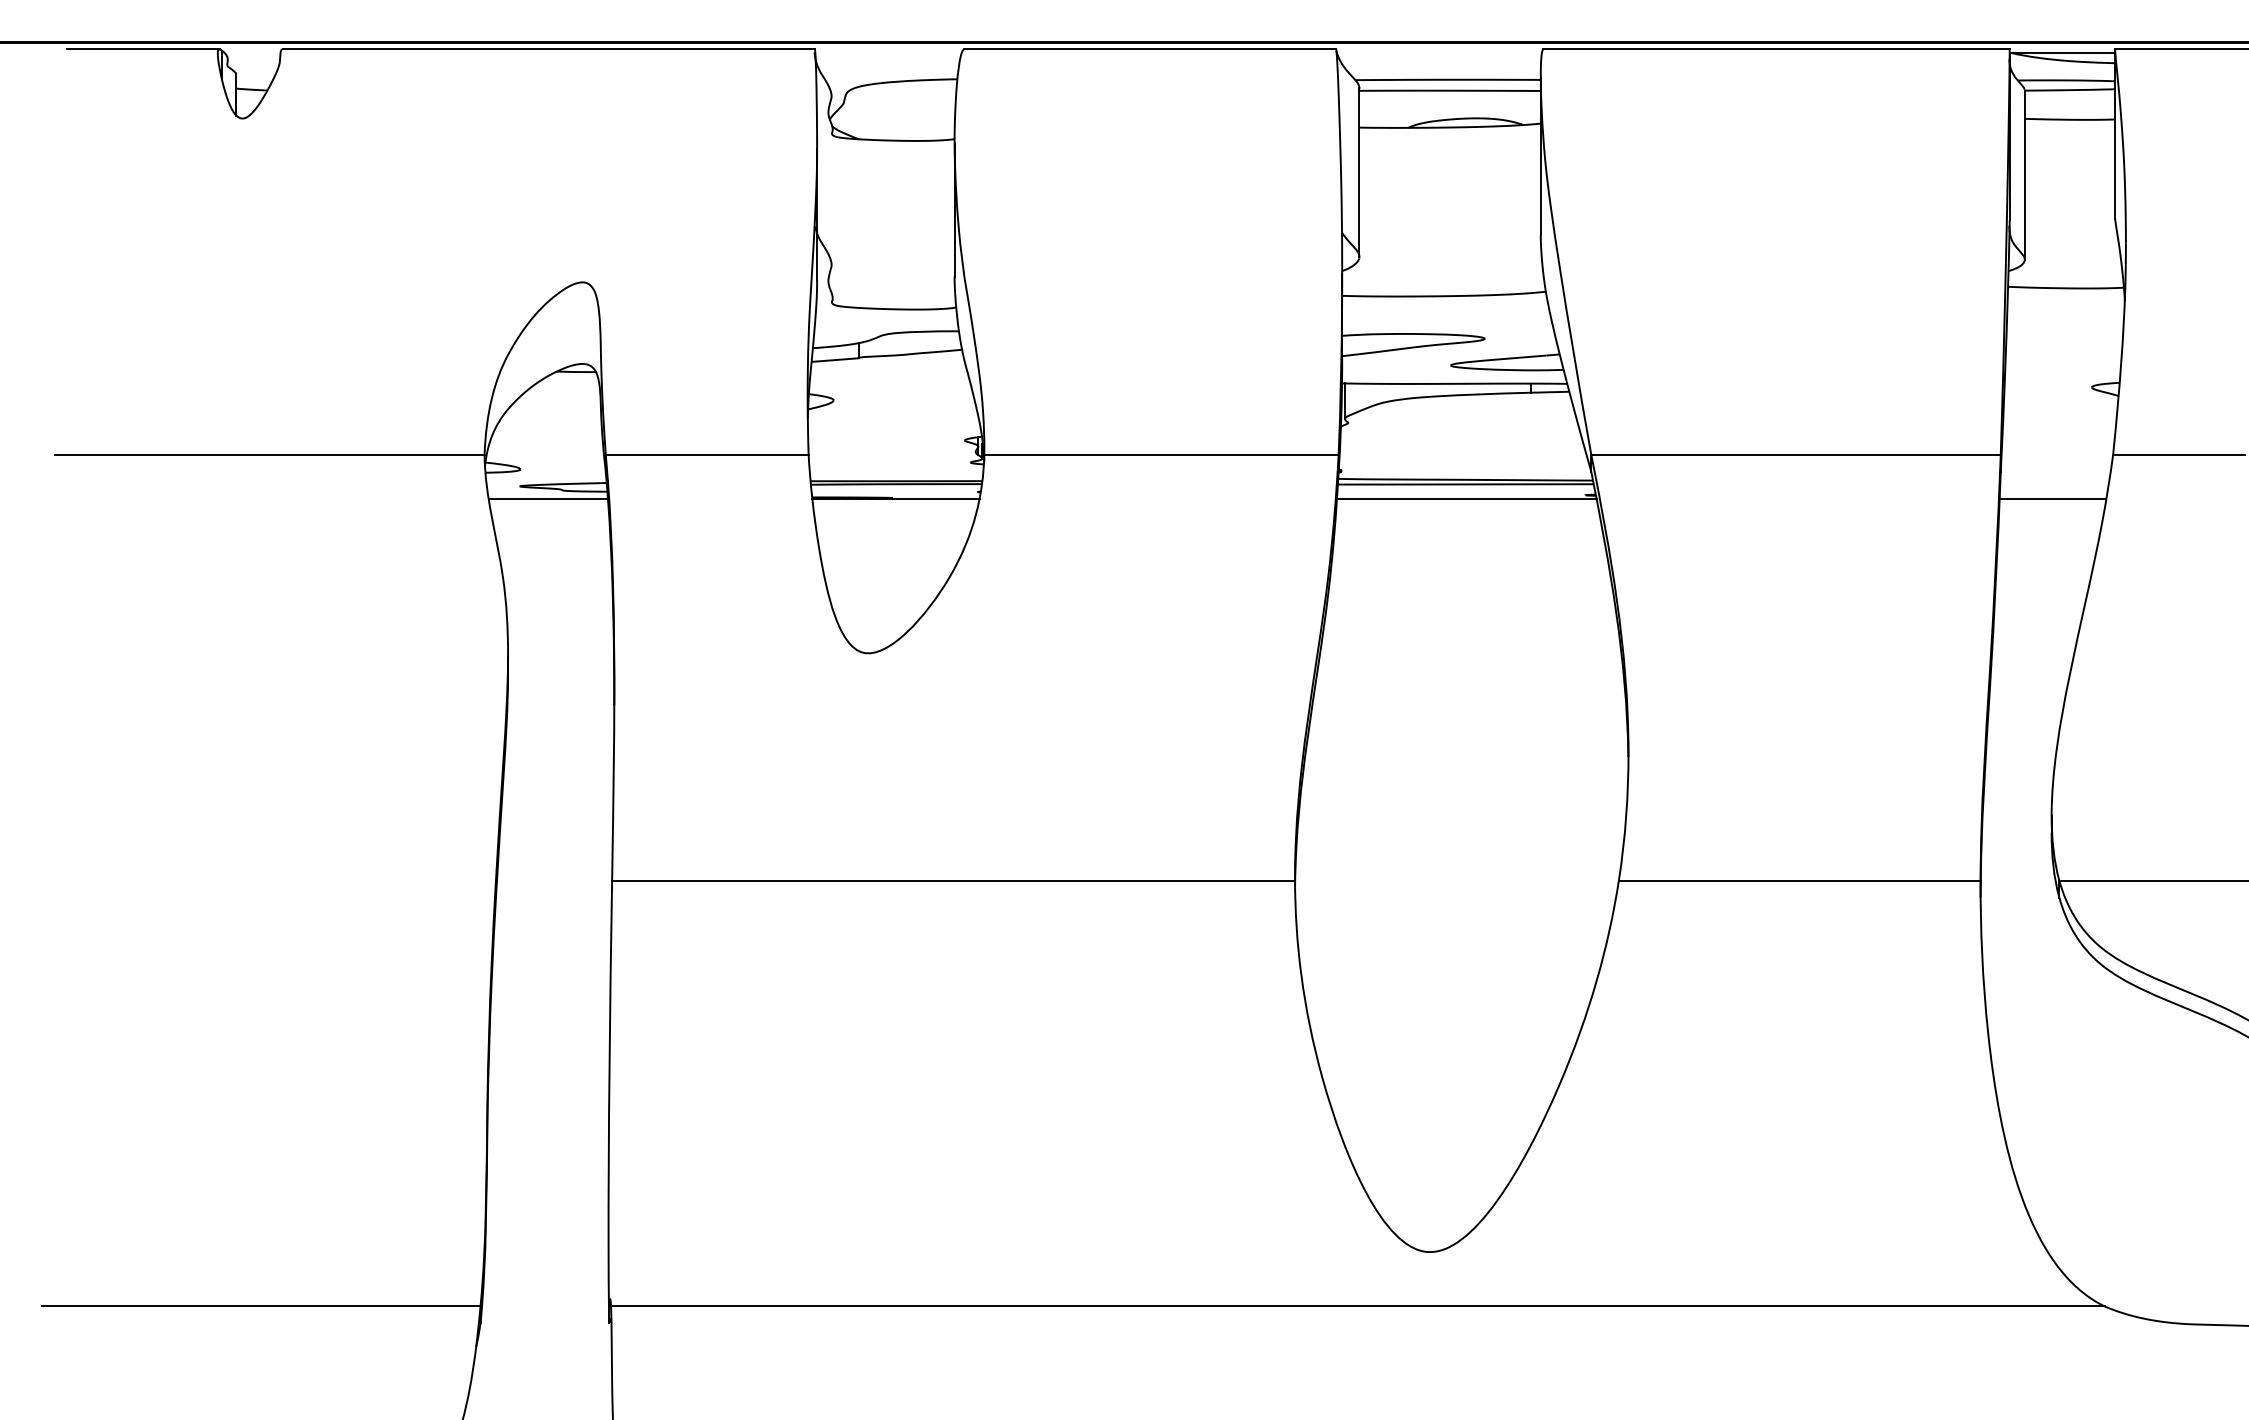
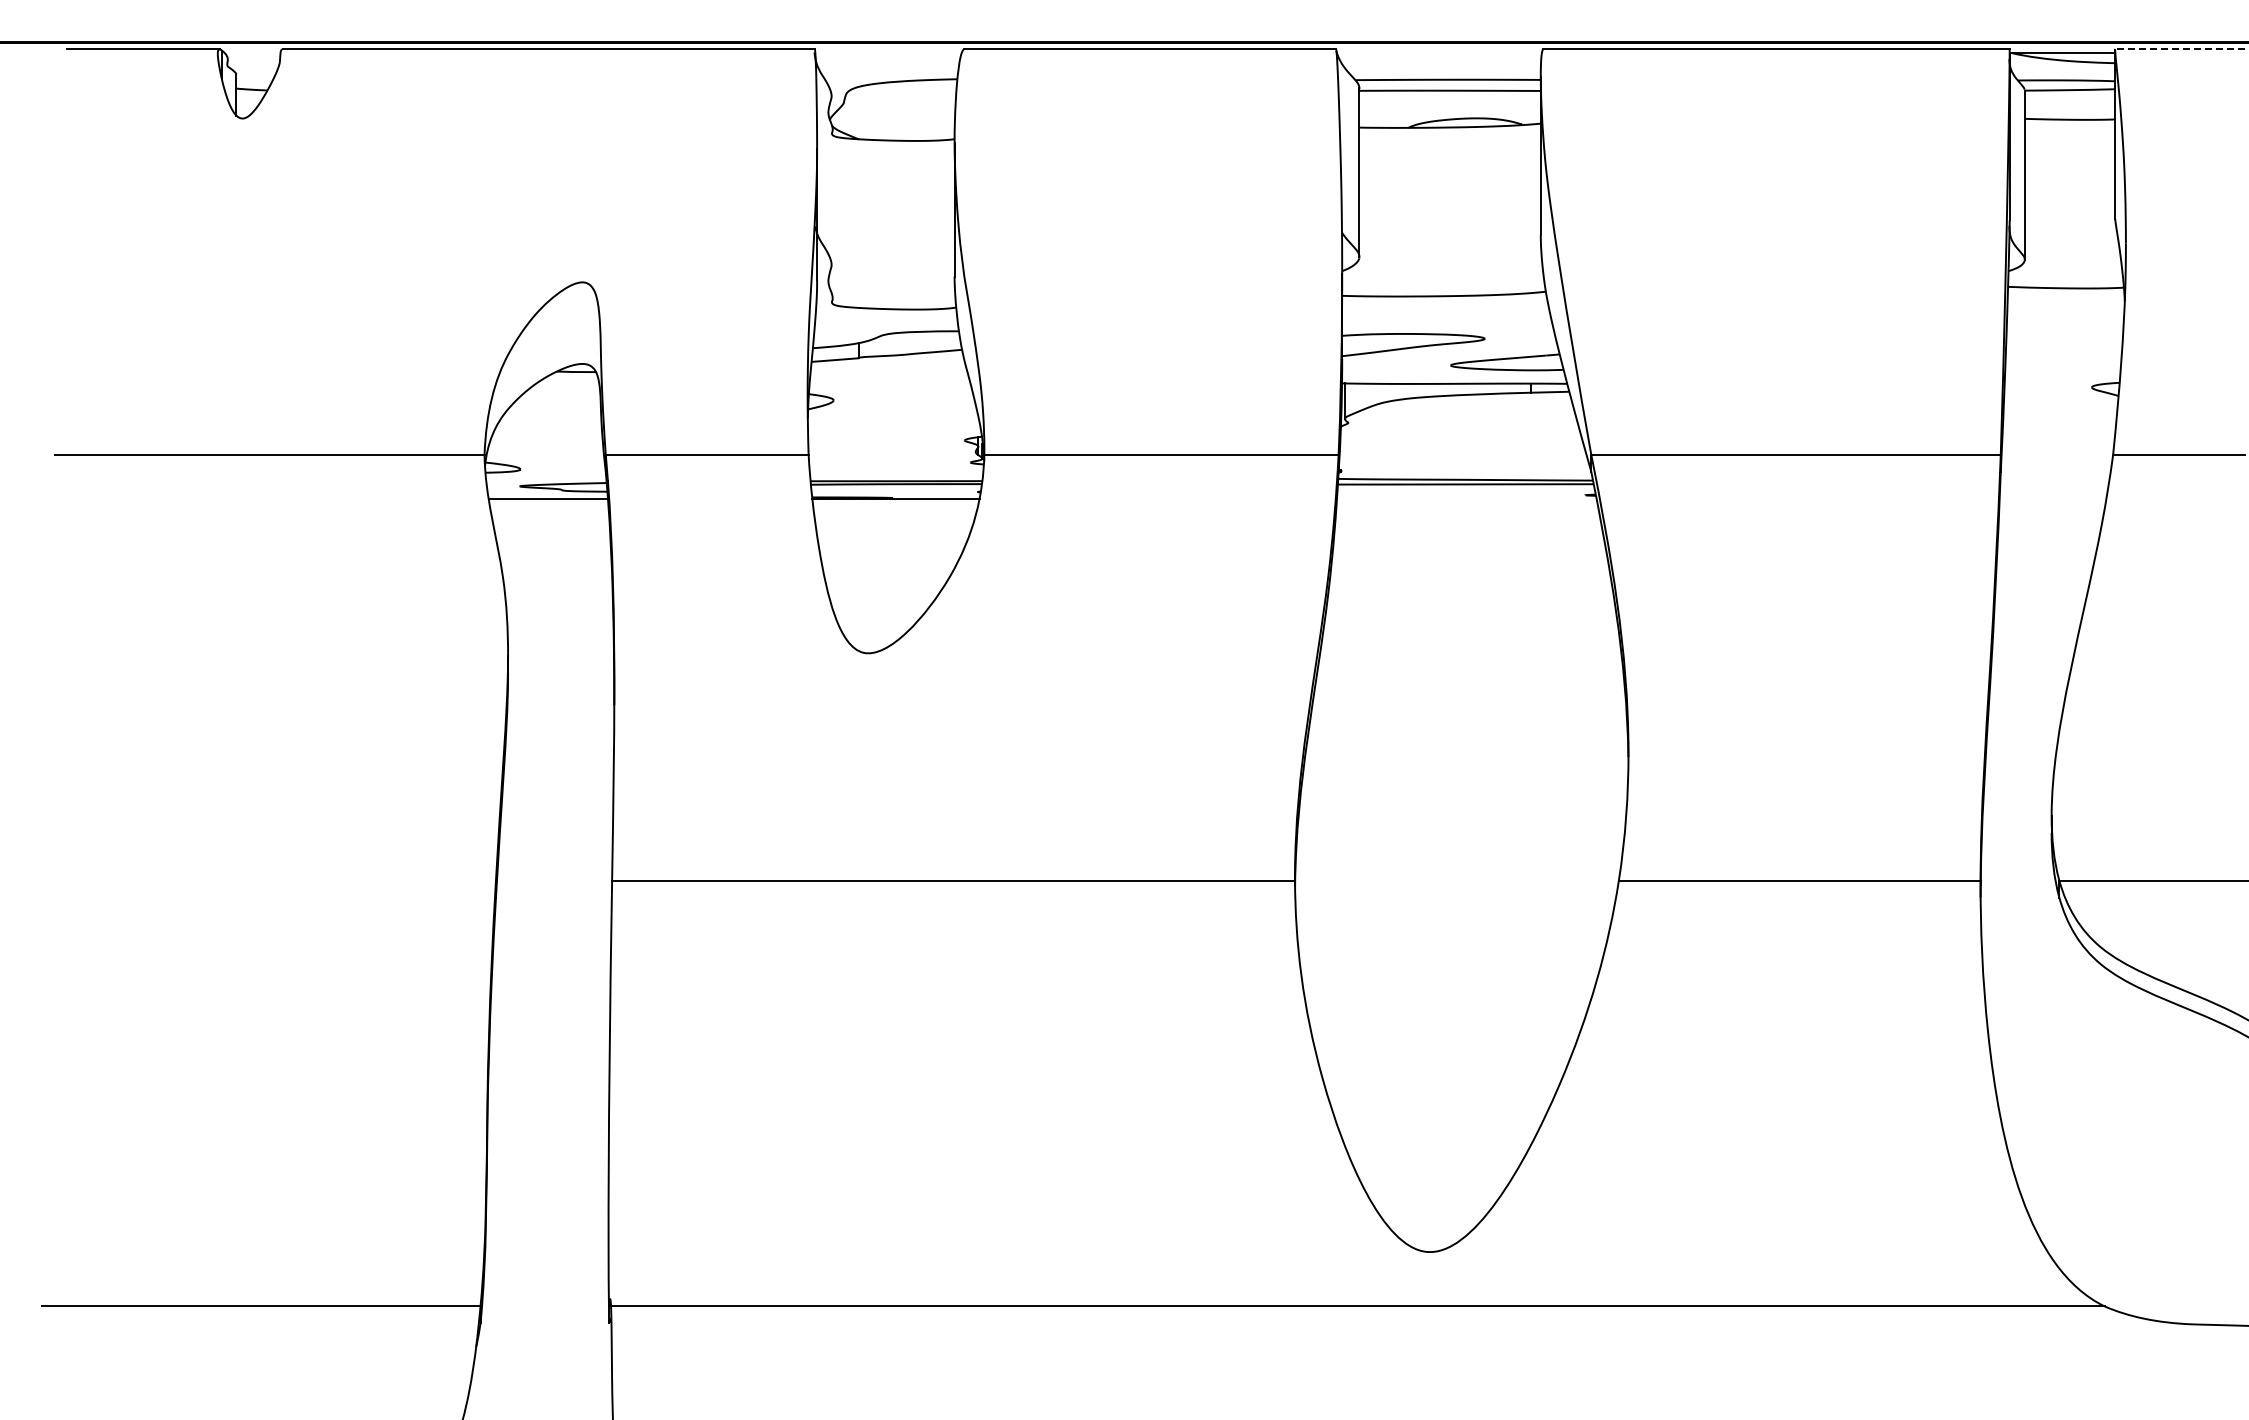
line: solid -> dashed (2181, 49)
line: present -> none (1466, 498)
line: present -> none (2052, 498)
